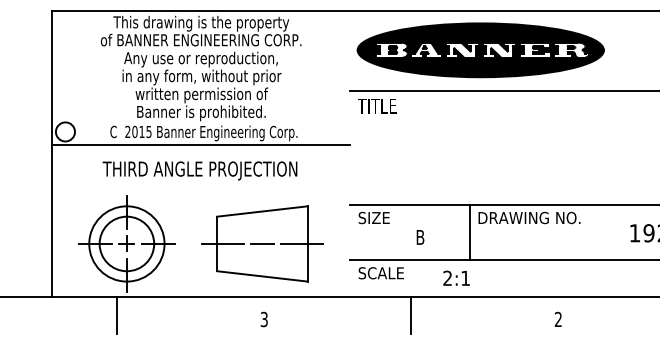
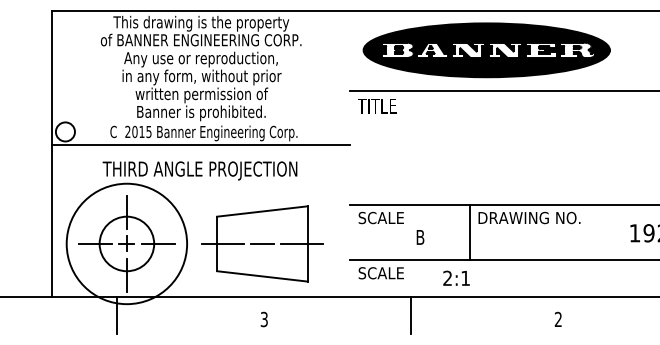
part position: (480, 50) -> (486, 50) (486, 50)
text: SIZE -> SCALE (385, 217)
circle diameter: 75 px -> 120 px (126, 243)
